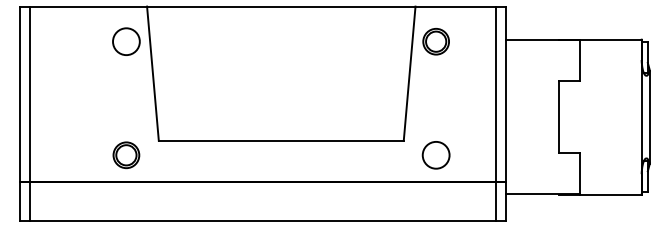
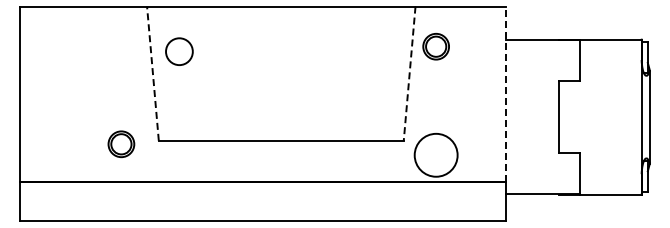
circle position: (126, 41) -> (179, 51) (179, 51)
part position: (435, 41) -> (435, 46) (435, 46)
line: solid -> dashed (152, 73)
line: solid -> dashed (409, 74)
line: solid -> dashed (506, 94)
line: present -> none (30, 113)
line: present -> none (496, 113)
circle diameter: 27 px -> 43 px (435, 154)
part position: (126, 155) -> (121, 144) (121, 144)
